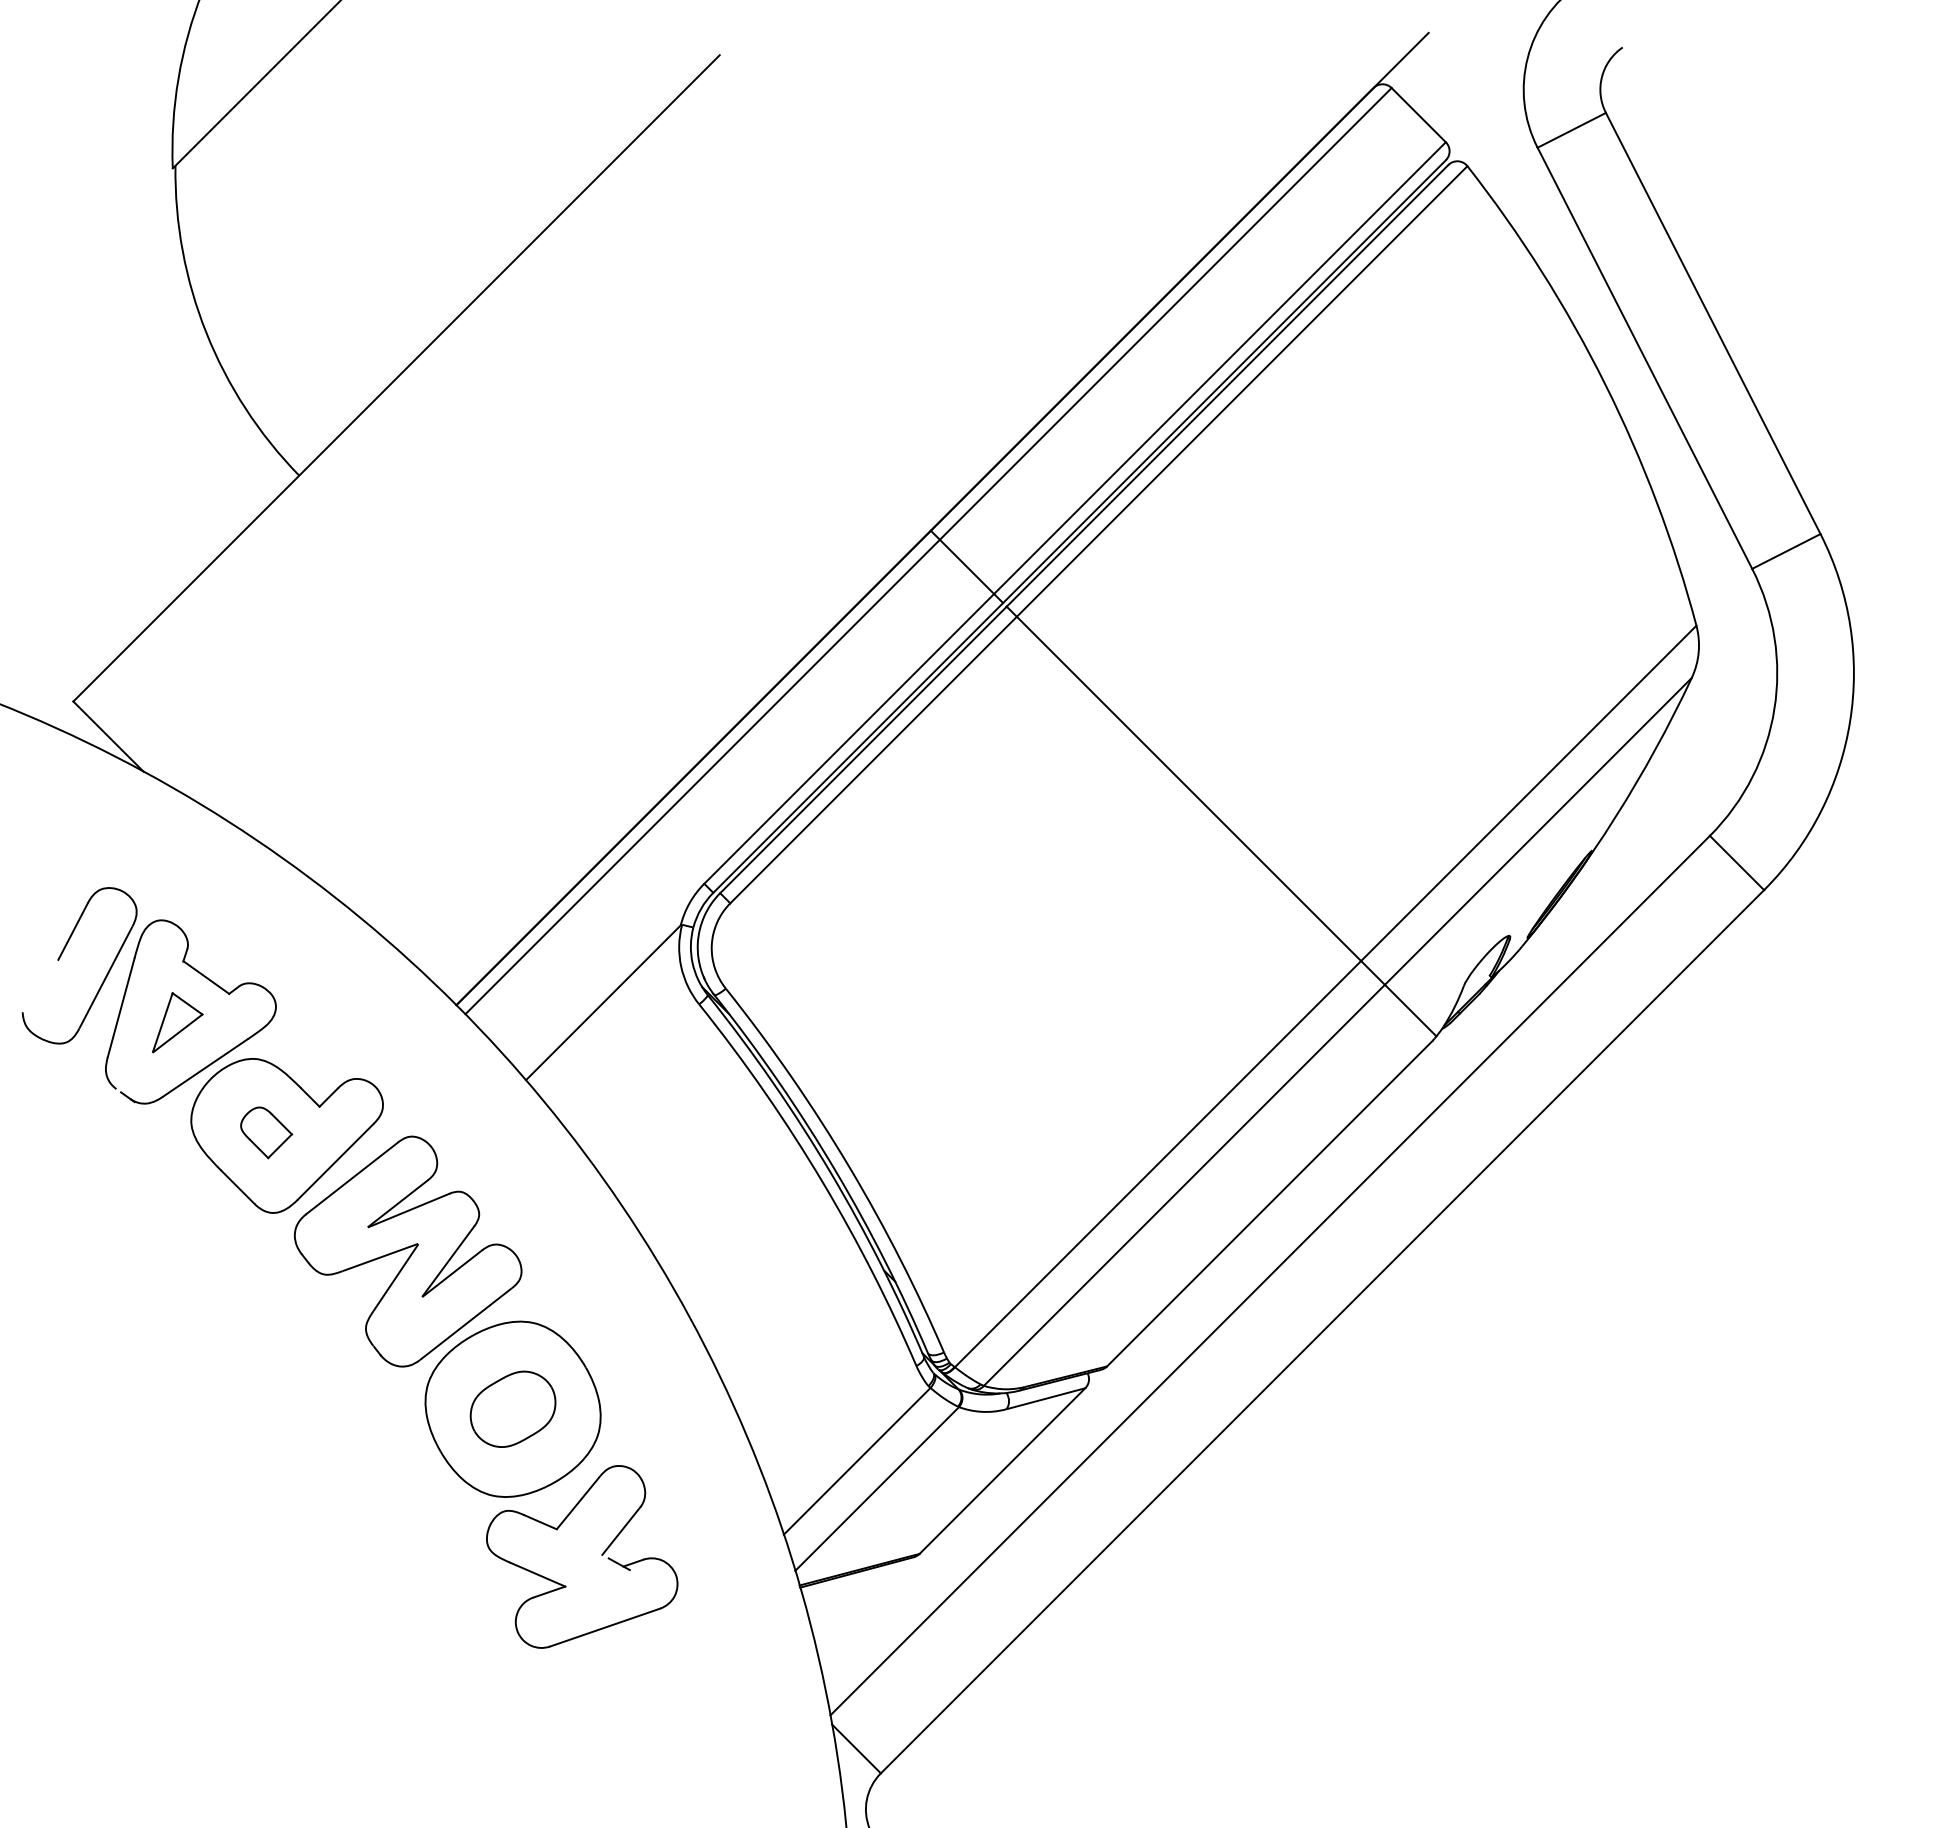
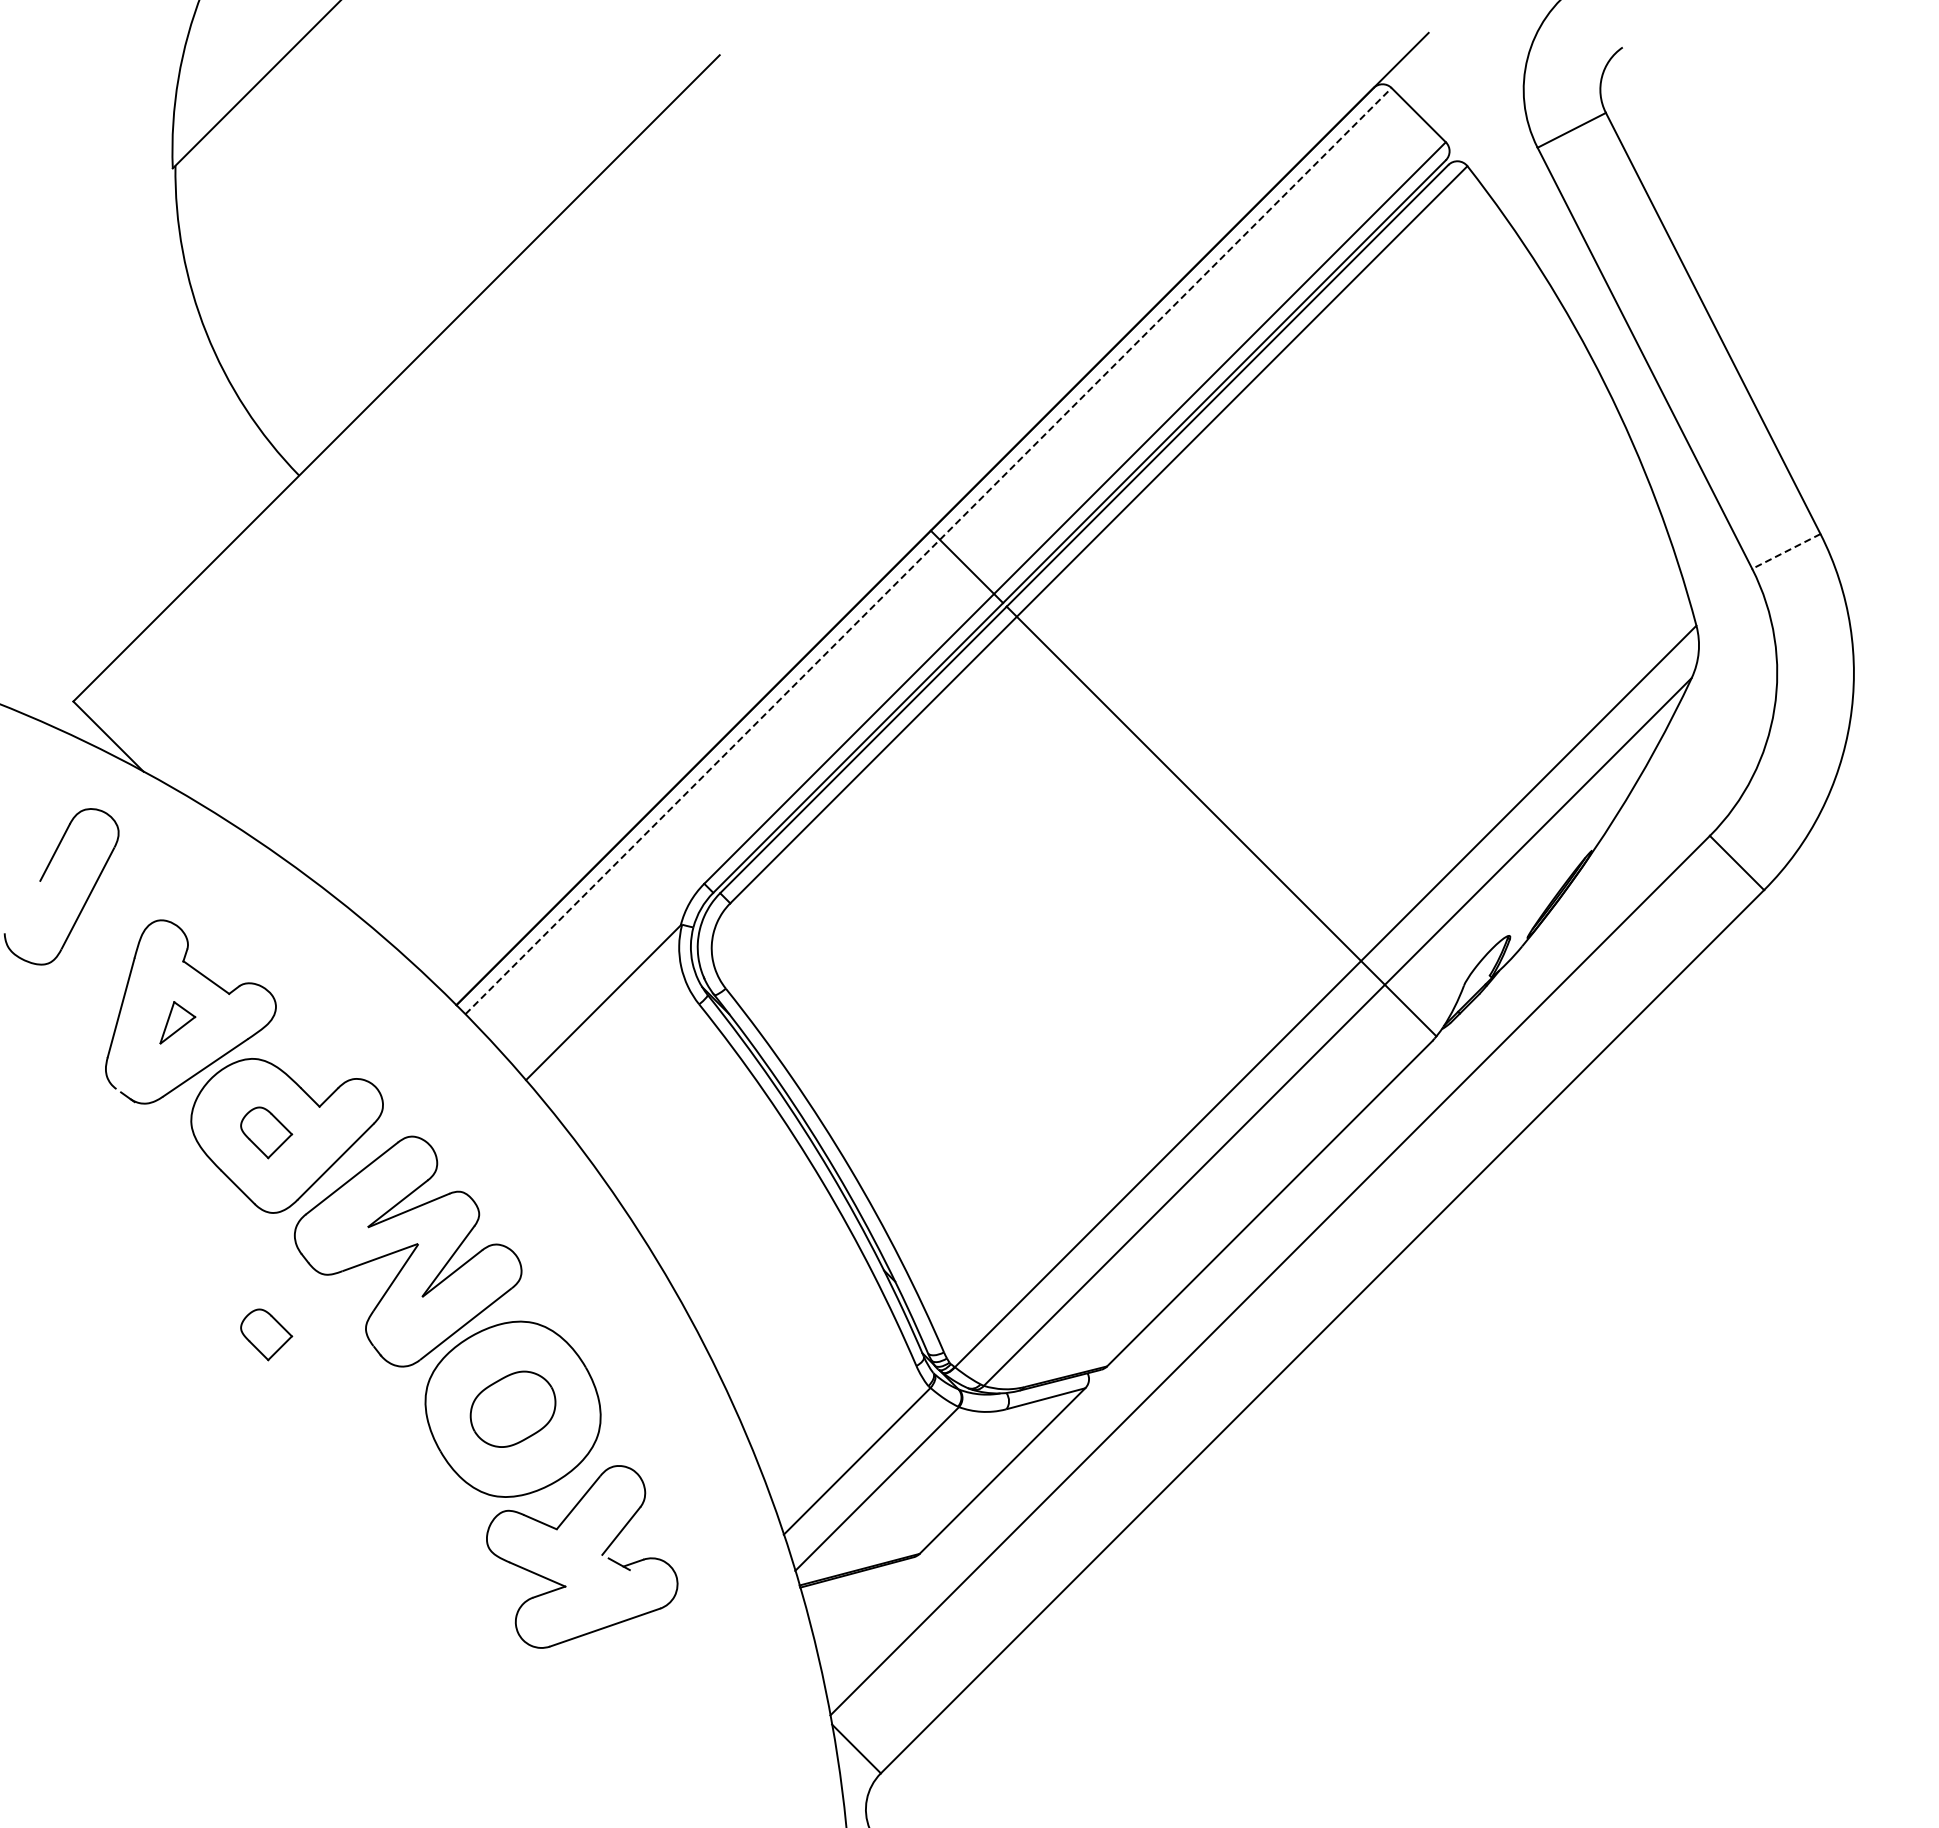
line: solid -> dashed (928, 551)
line: solid -> dashed (1785, 551)
part position: (61, 956) -> (43, 877) (43, 877)
part size: 52x62 px -> 38x44 px (177, 1022)
part: none -> present (266, 1334)
